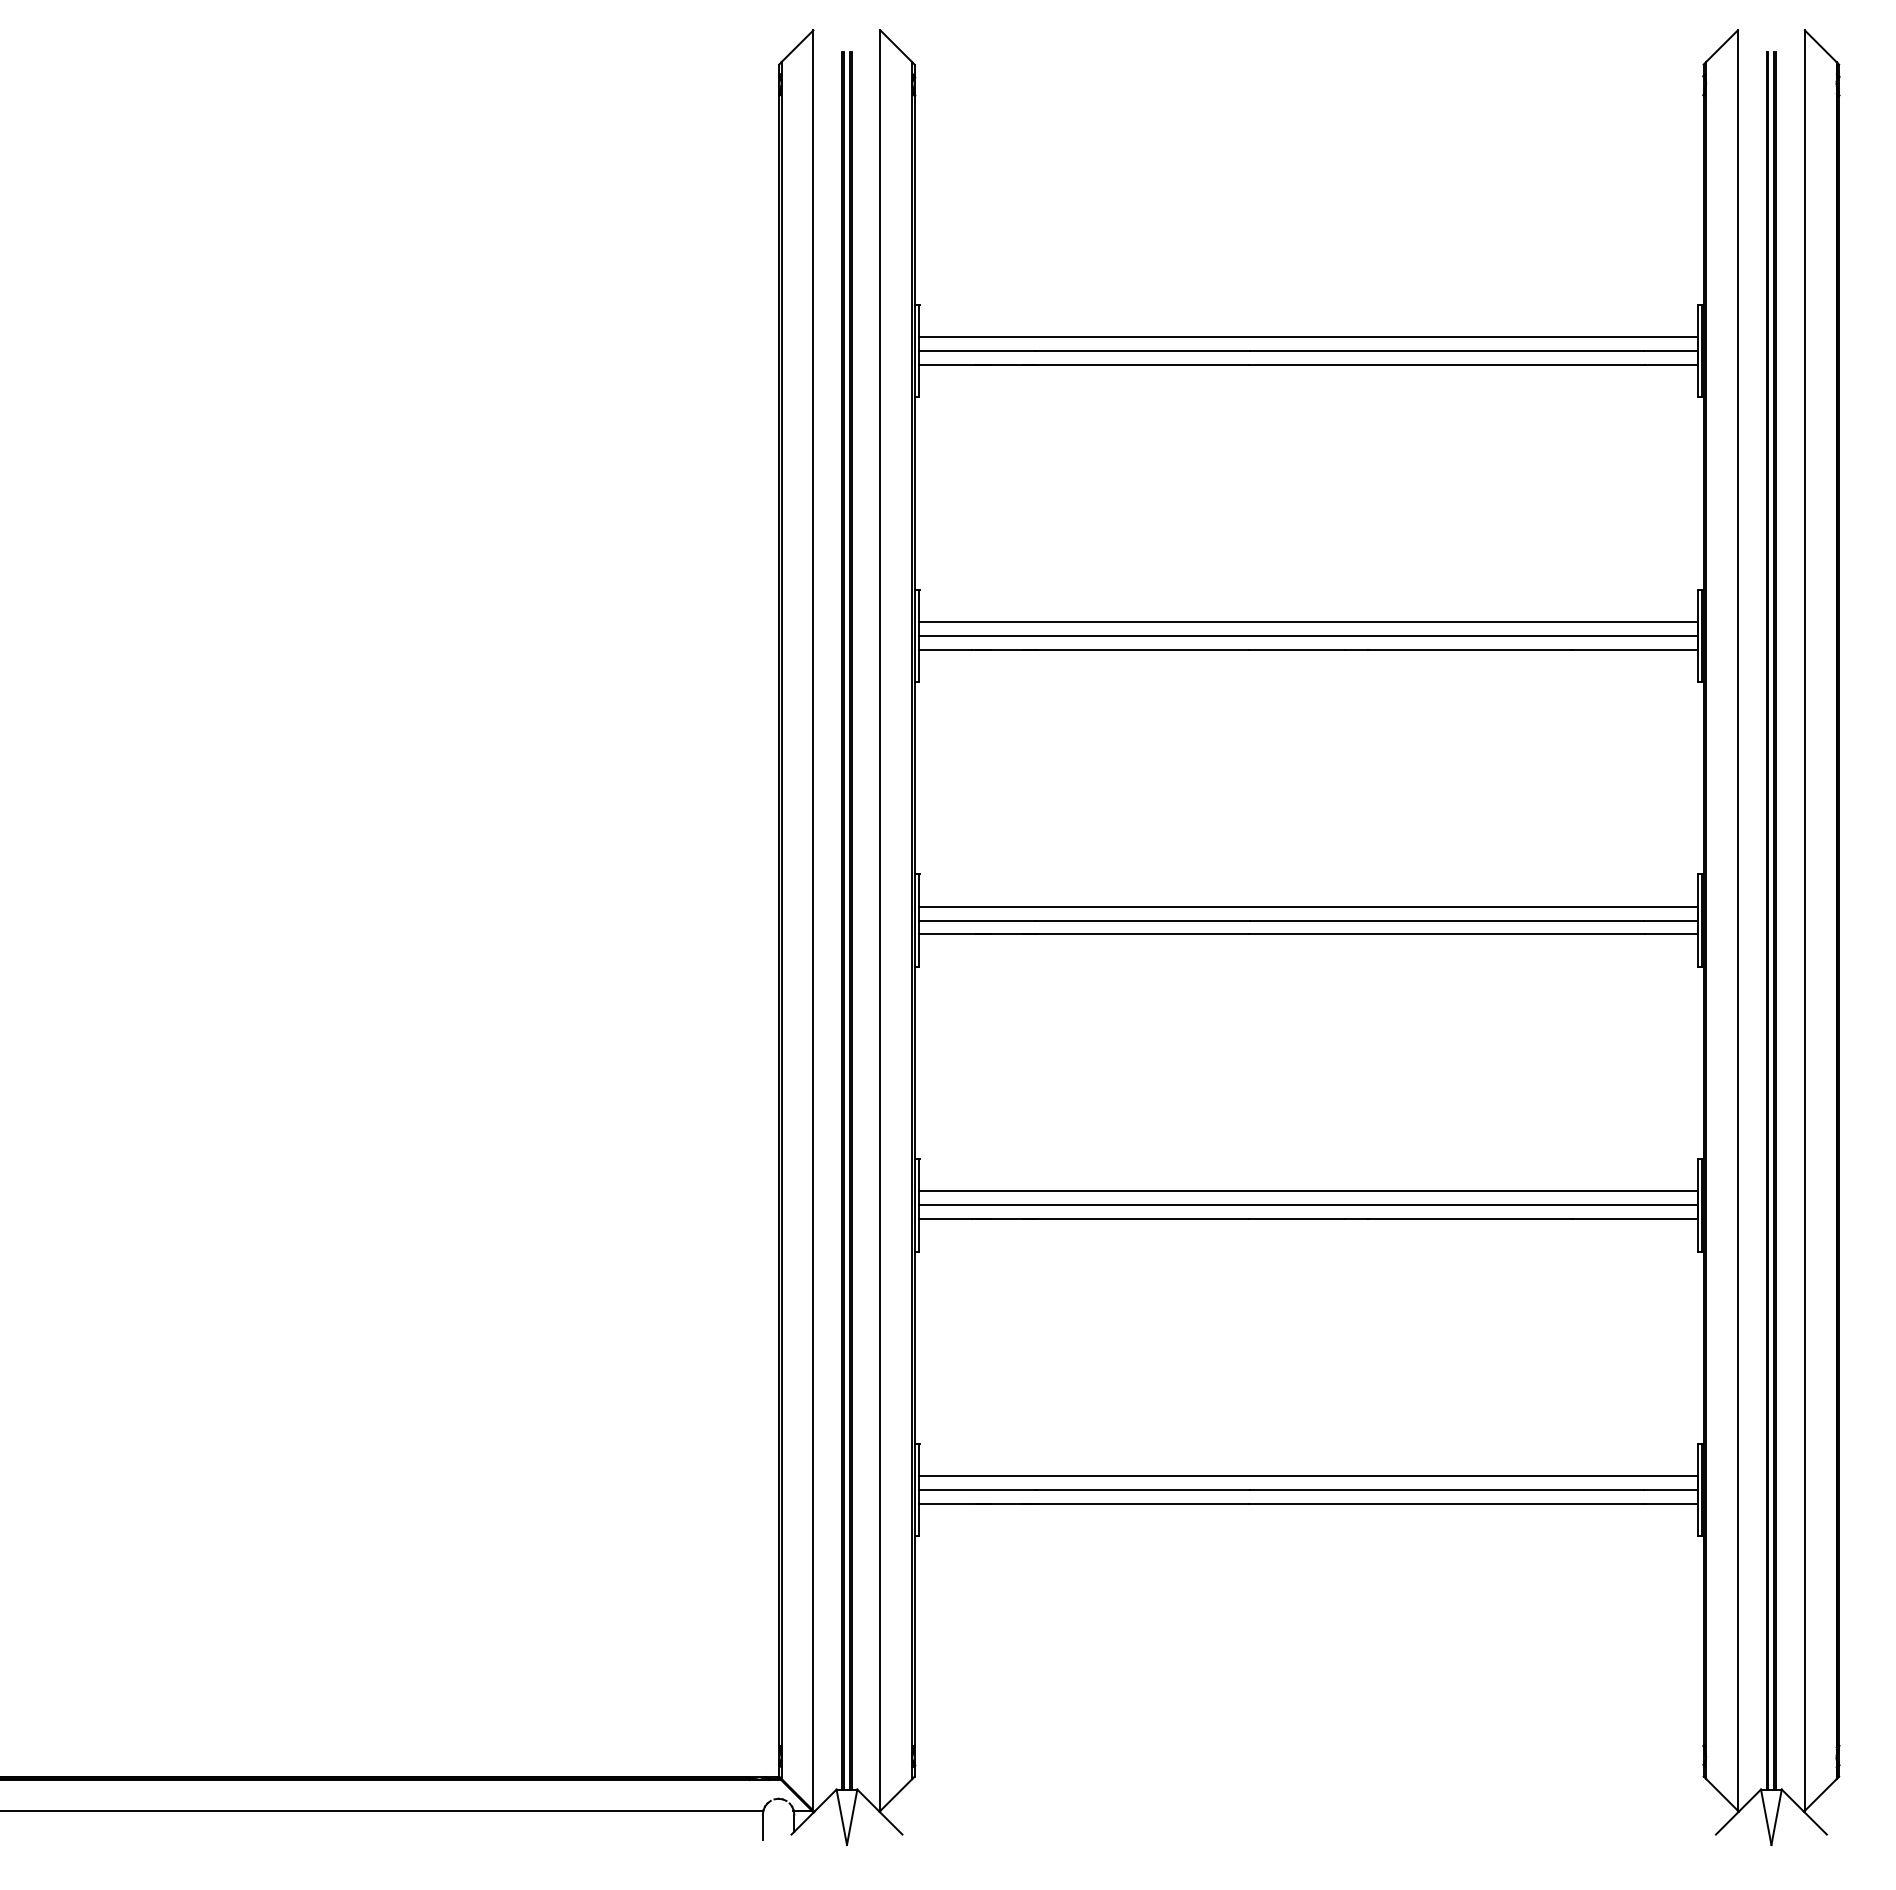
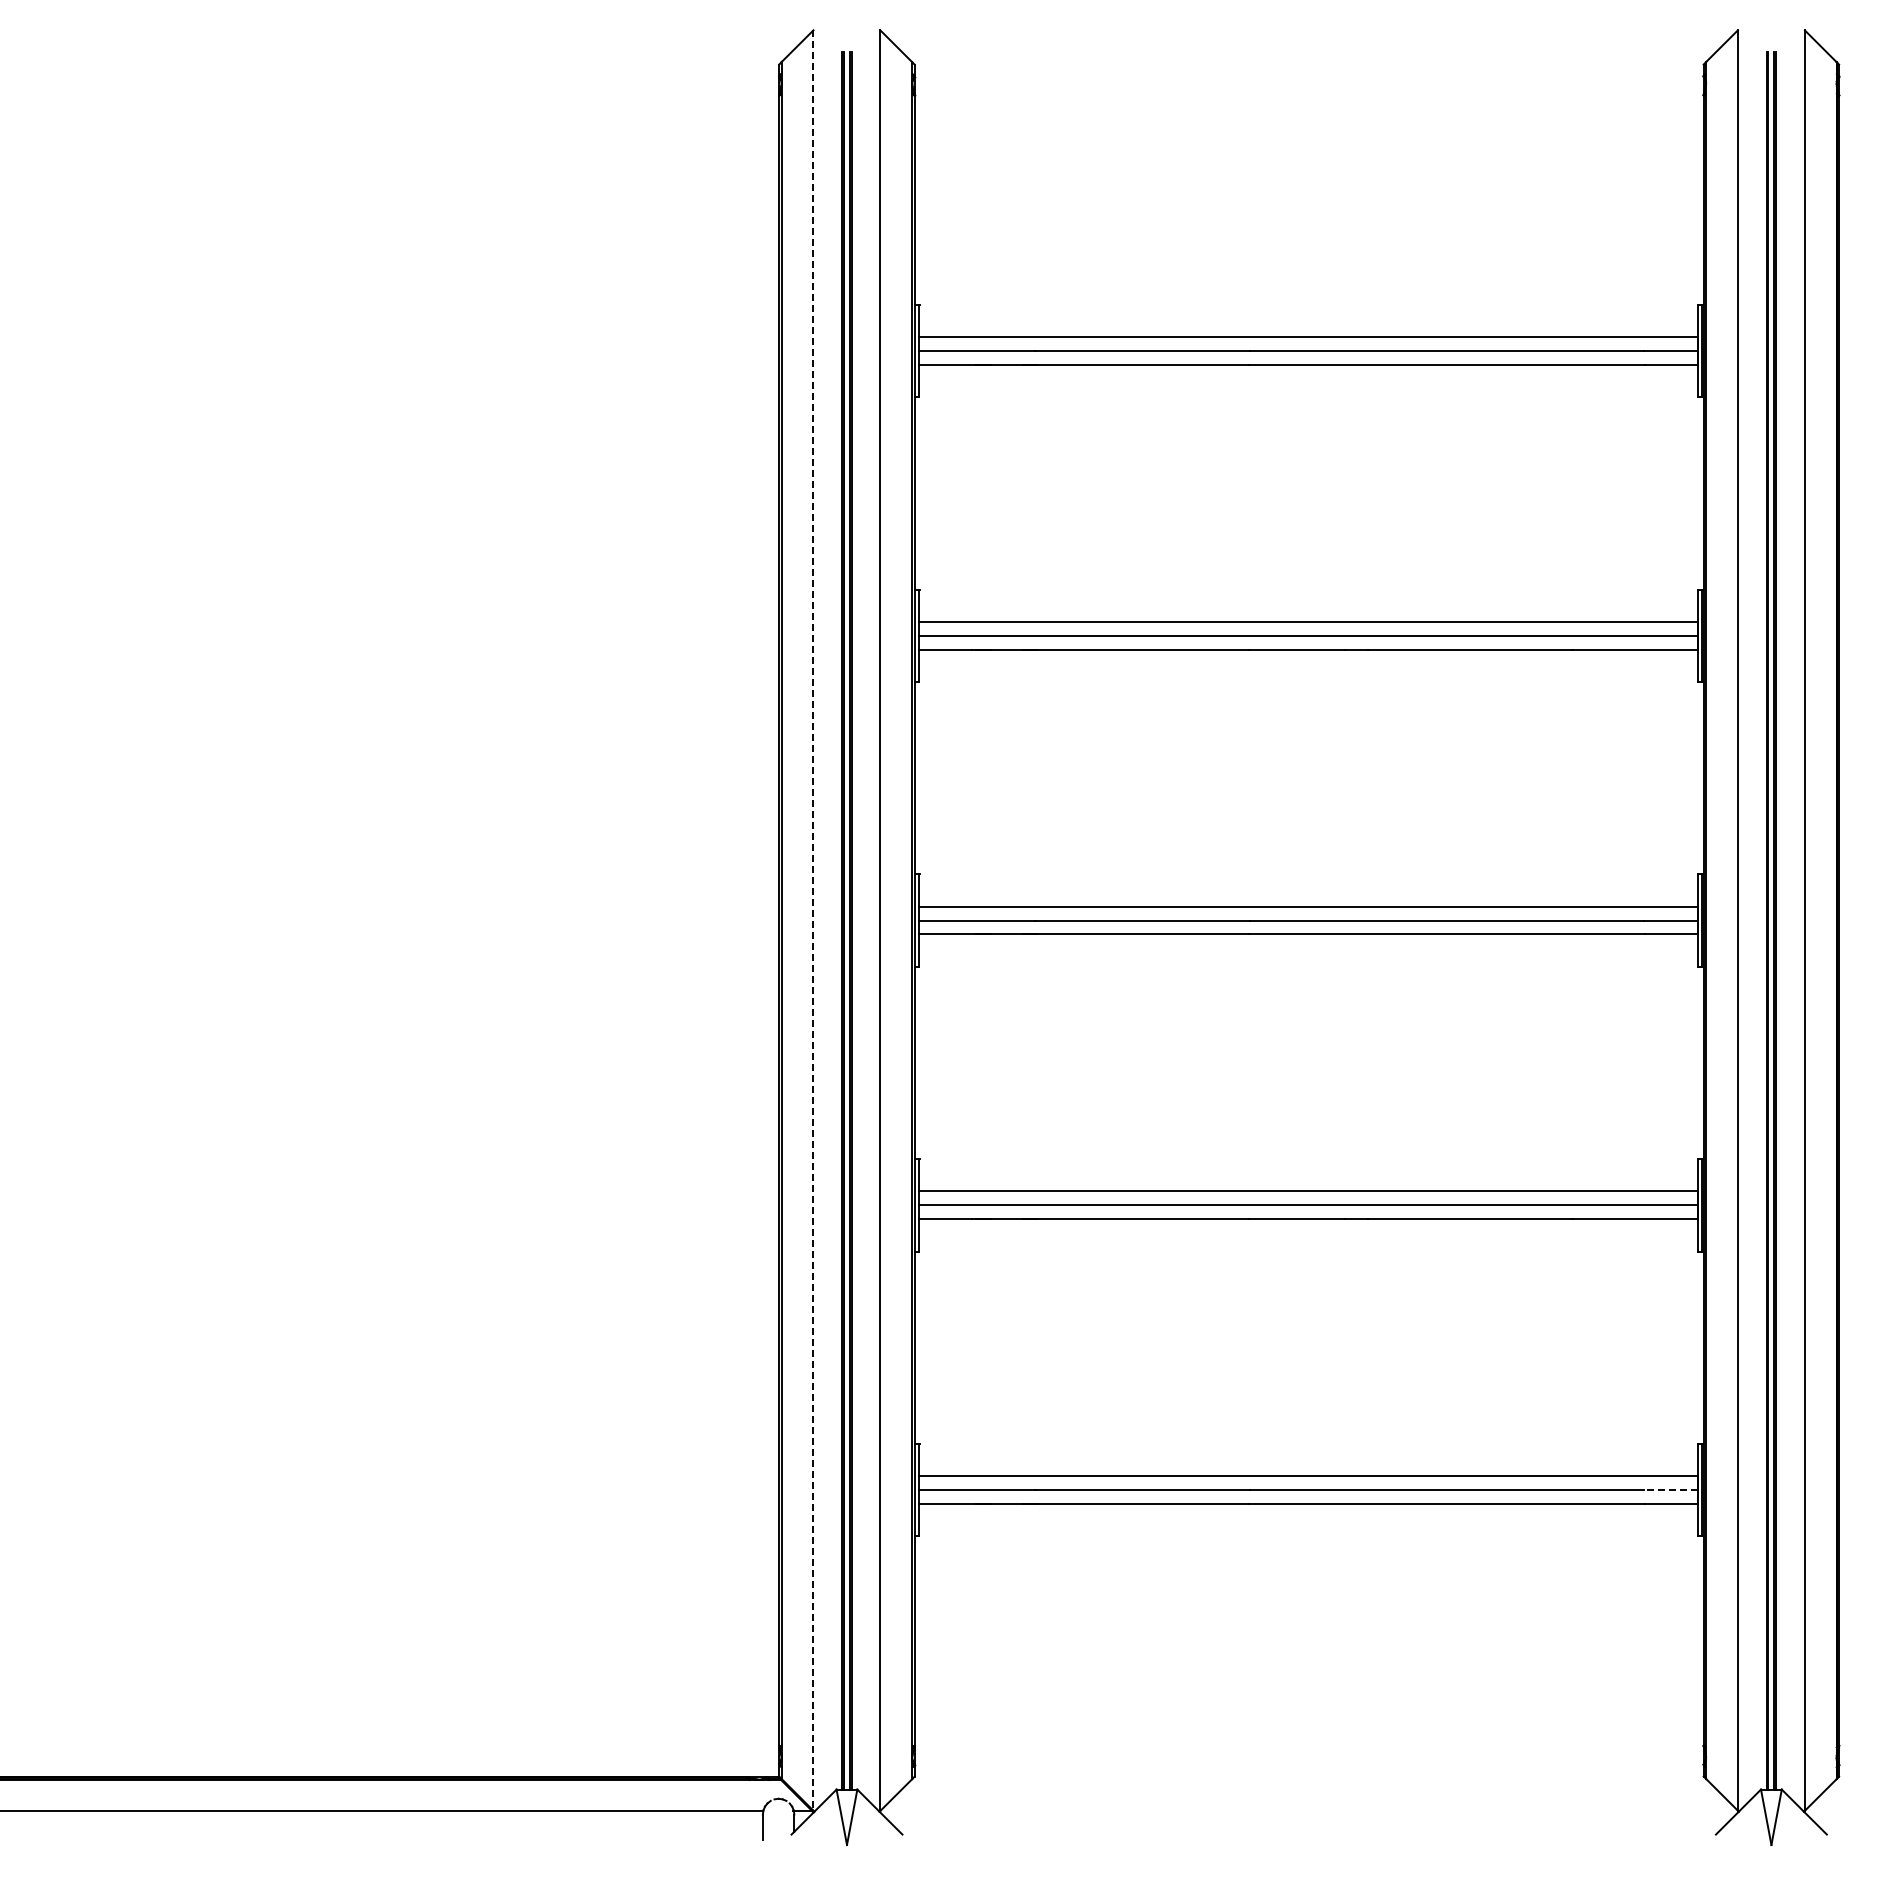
line: solid -> dashed (813, 921)
line: solid -> dashed (1670, 1490)
